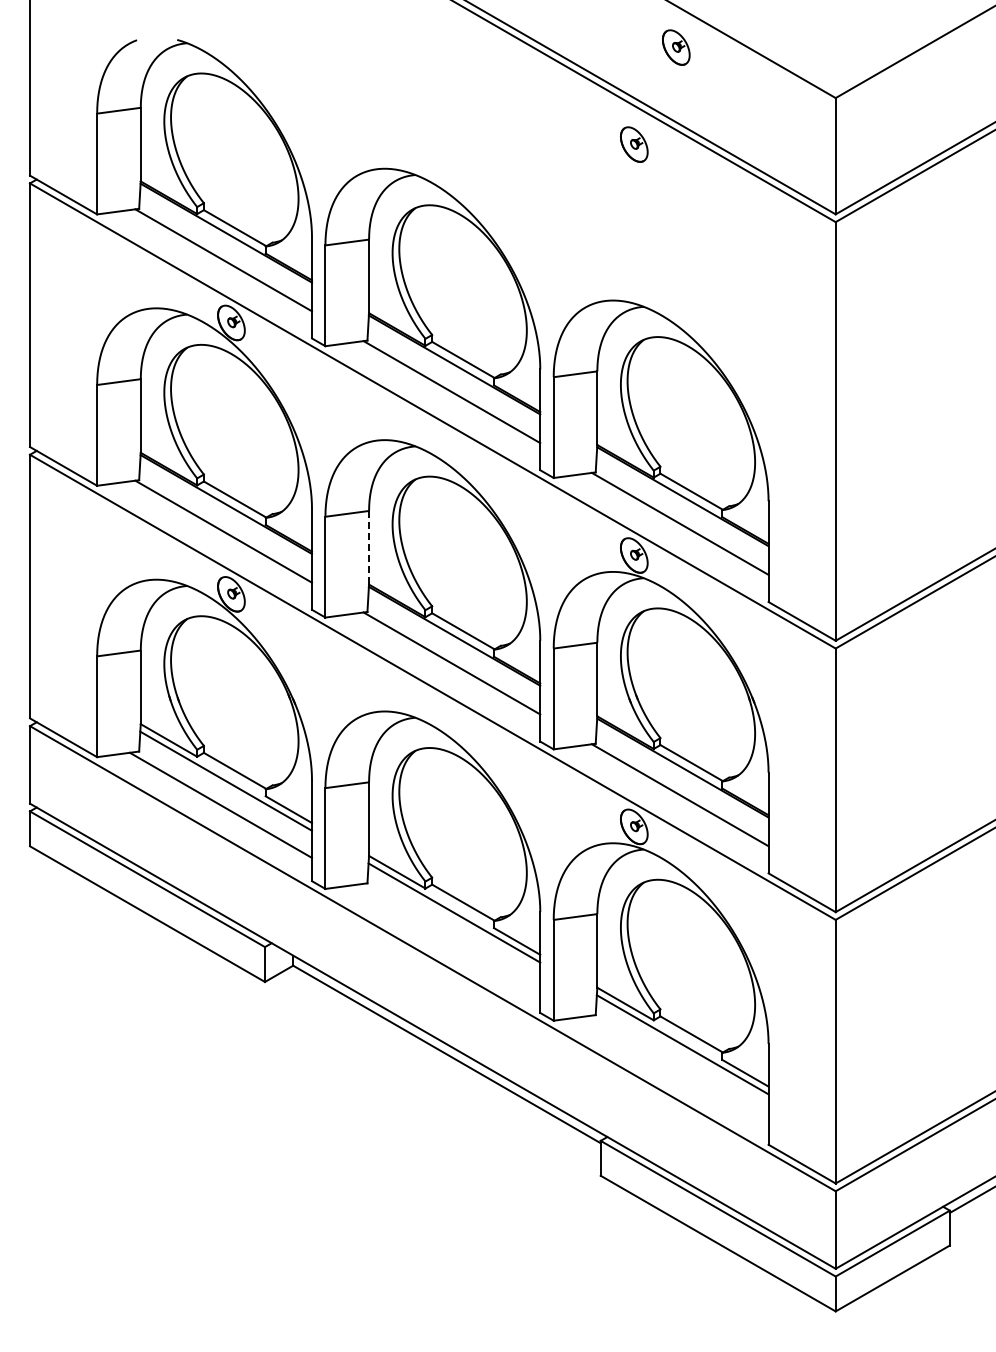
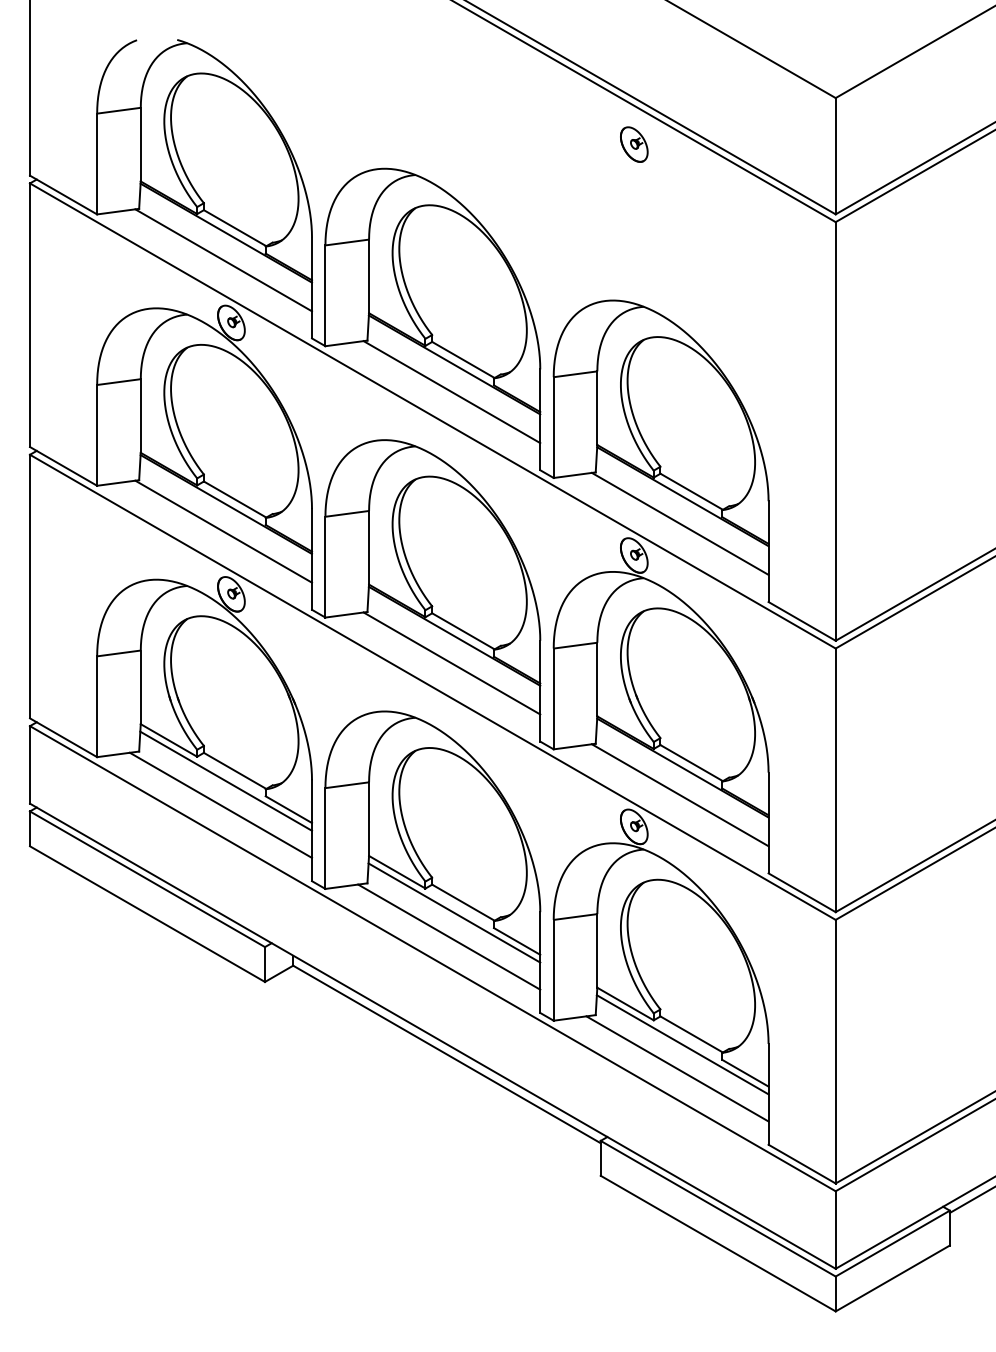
part: present -> none (676, 47)
line: dashed -> solid (369, 547)
line: none -> present (449, 936)
line: none -> present (677, 1068)
